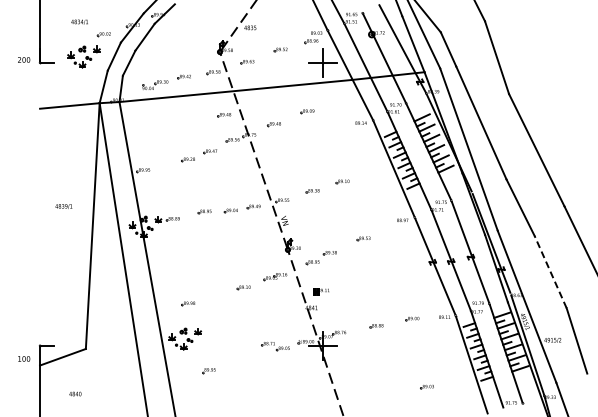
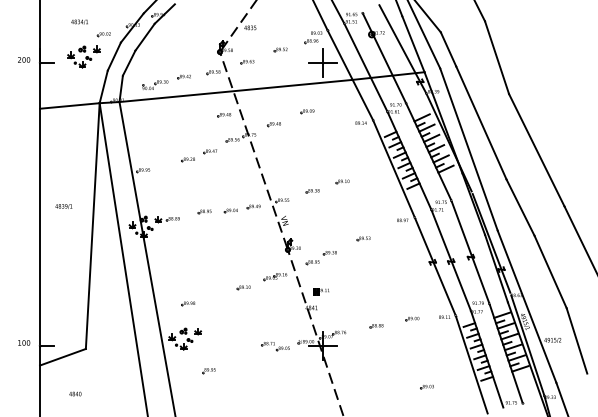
line: none -> present (40, 204)
line: dashed -> solid (550, 272)
text position: (24, 358) -> (24, 342) (24, 342)
